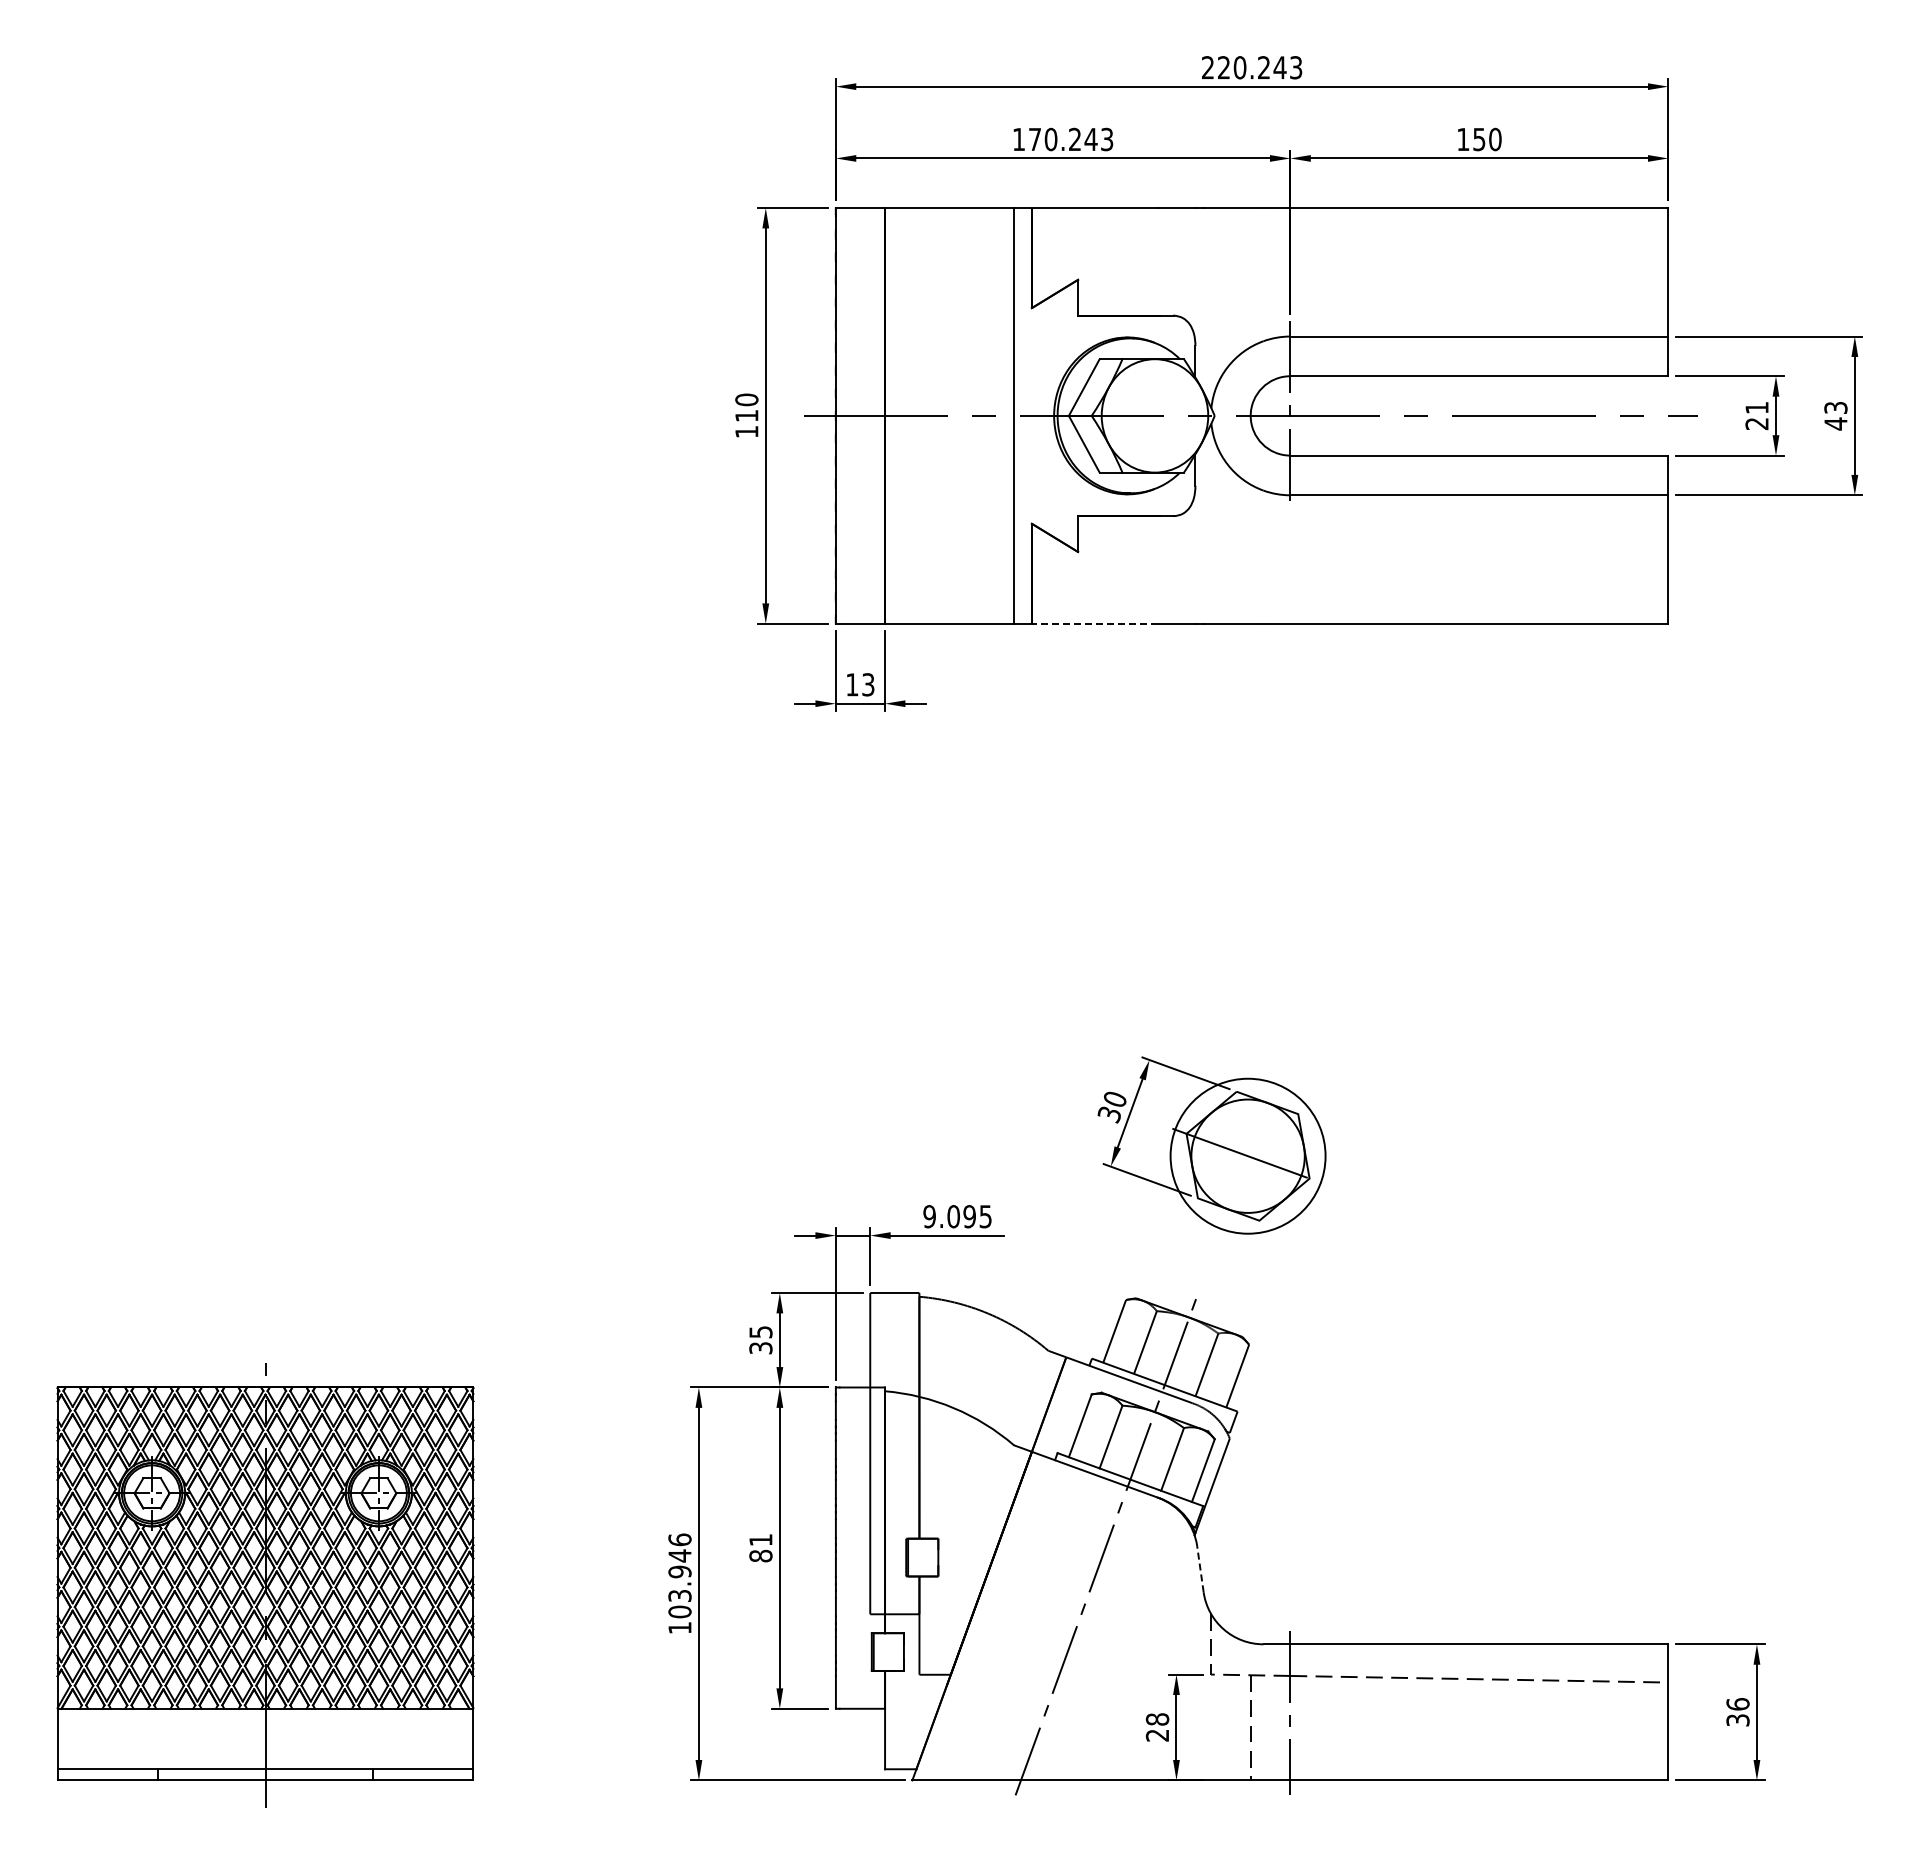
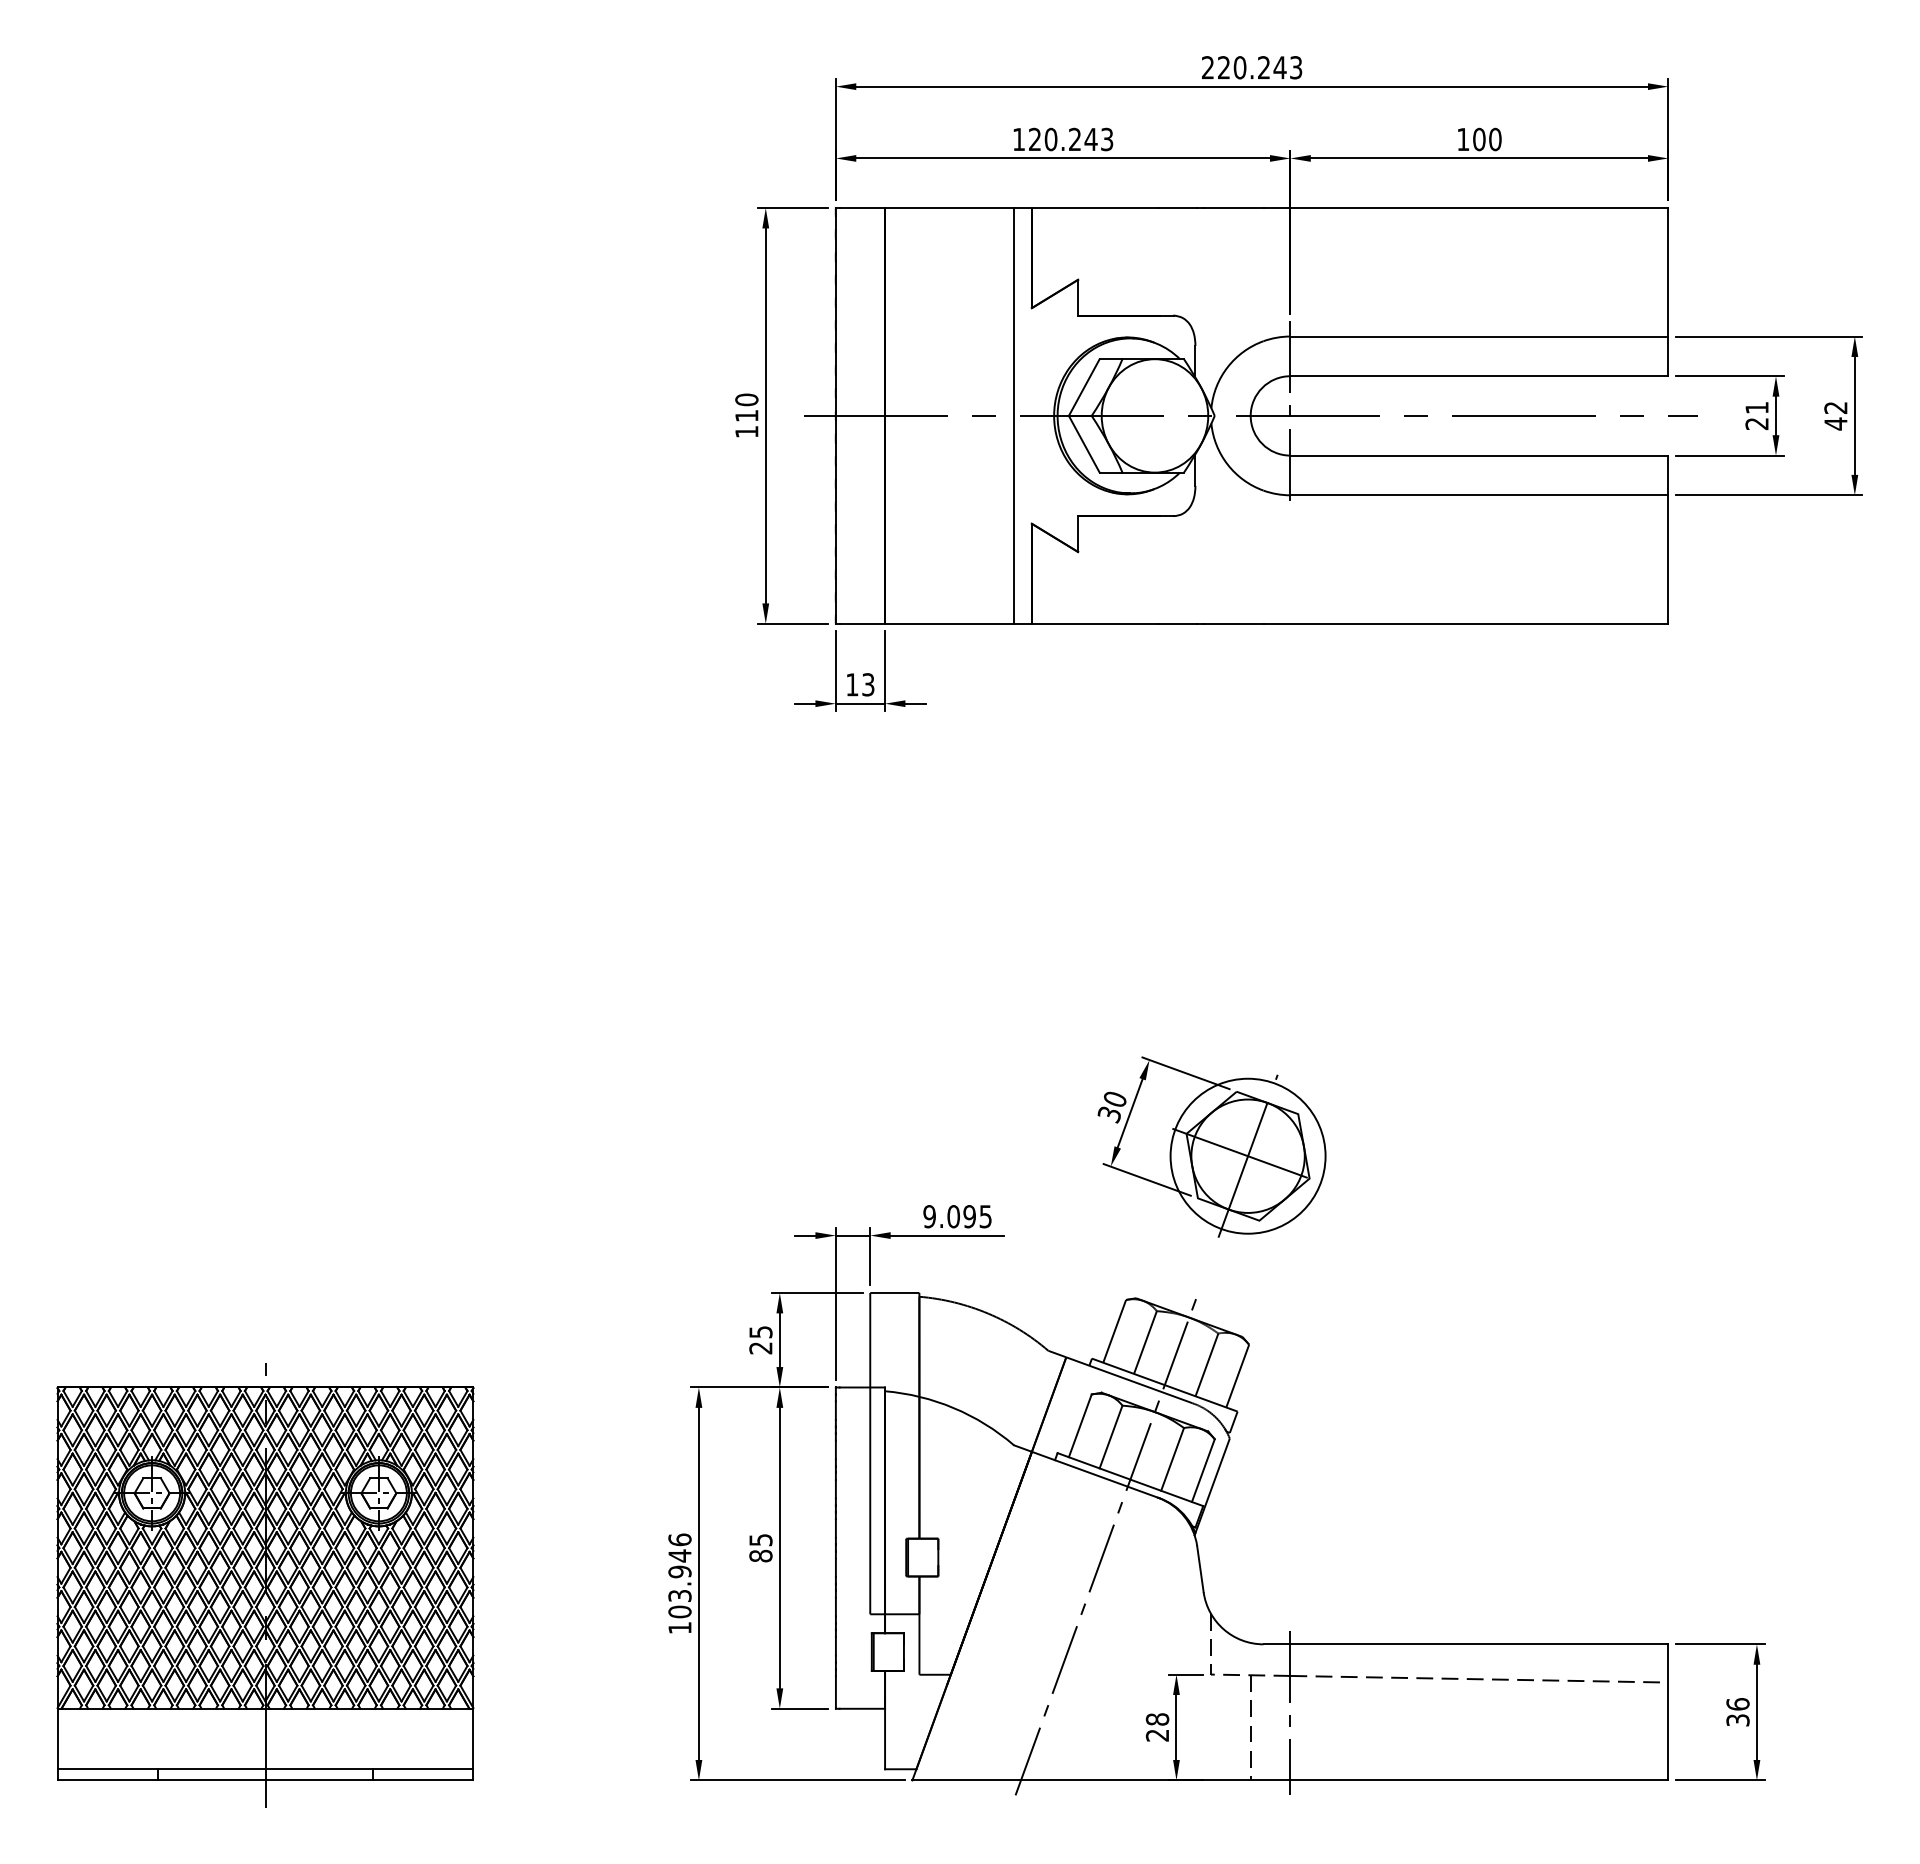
text: 170.243 -> 120.243 (1034, 138)
text: 150 -> 100 (1479, 139)
text: 43 -> 42 (1835, 407)
line: dashed -> solid (1094, 623)
line: none -> present (1247, 1155)
text: 35 -> 25 (760, 1348)
text: 81 -> 85 (760, 1540)
line: dashed -> solid (1200, 1568)
